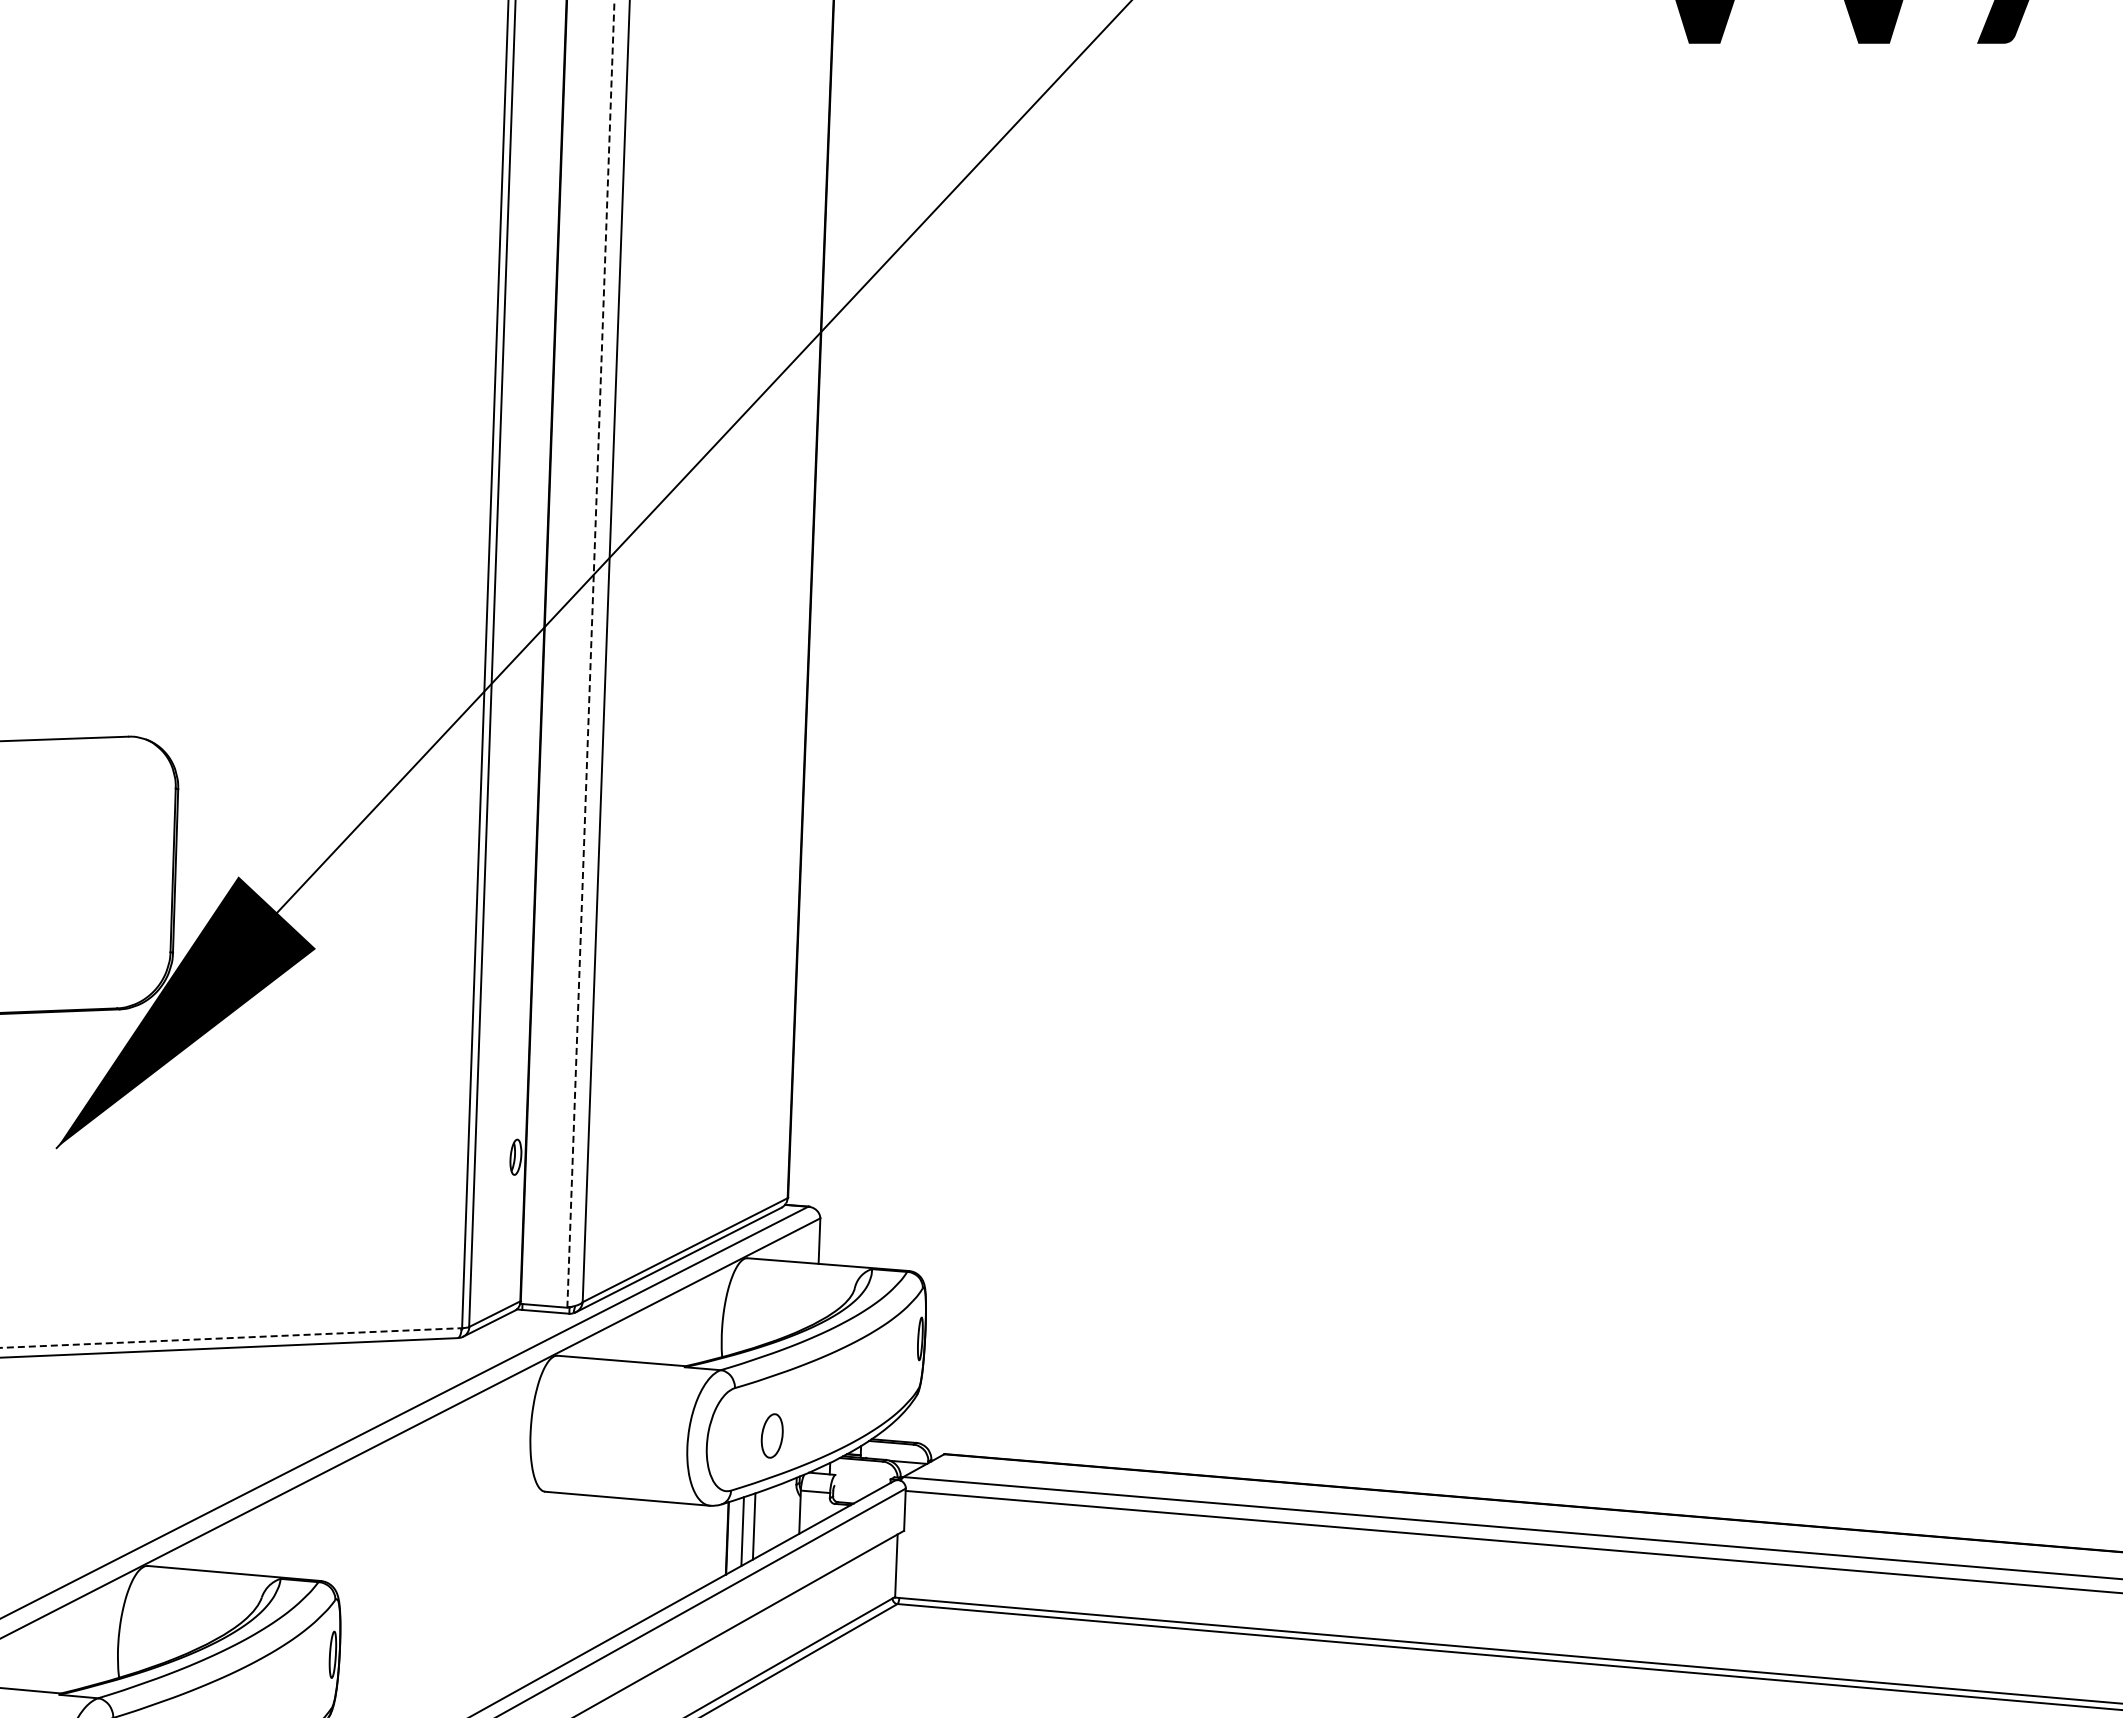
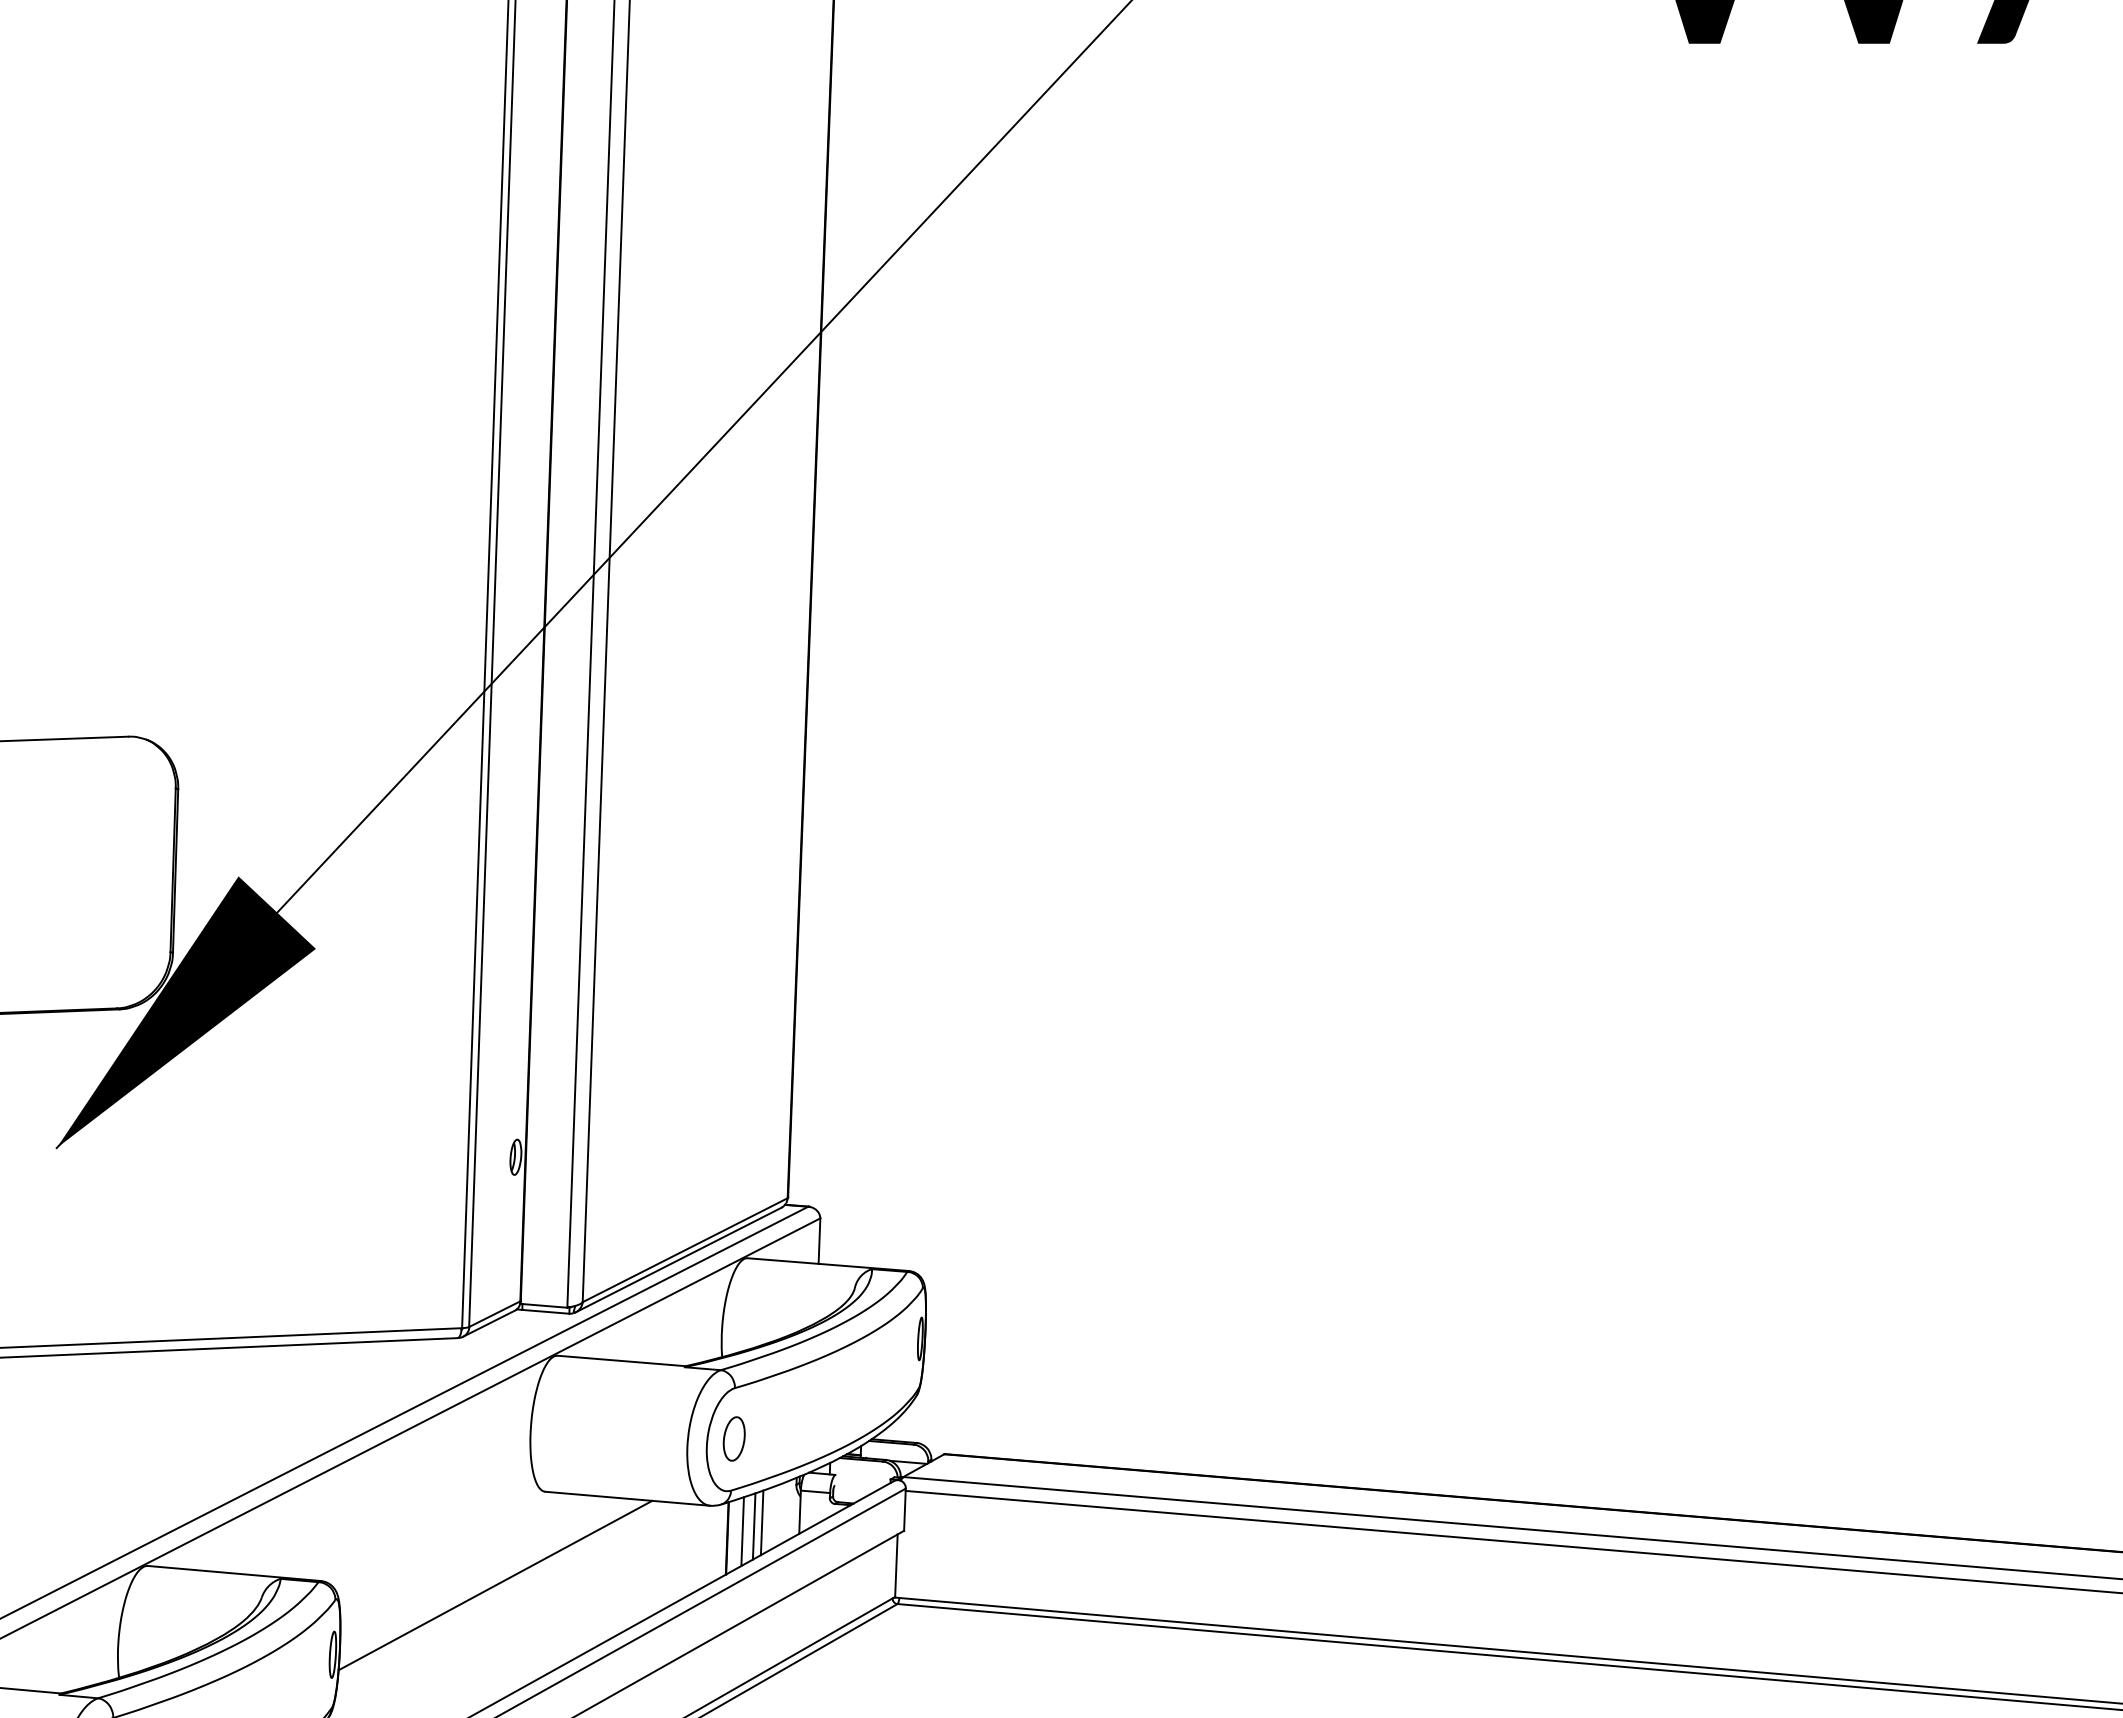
line: dashed -> solid (590, 654)
line: dashed -> solid (231, 1338)
part position: (771, 1435) -> (733, 1438) (733, 1438)
line: none -> present (761, 1522)
line: none -> present (495, 1585)
